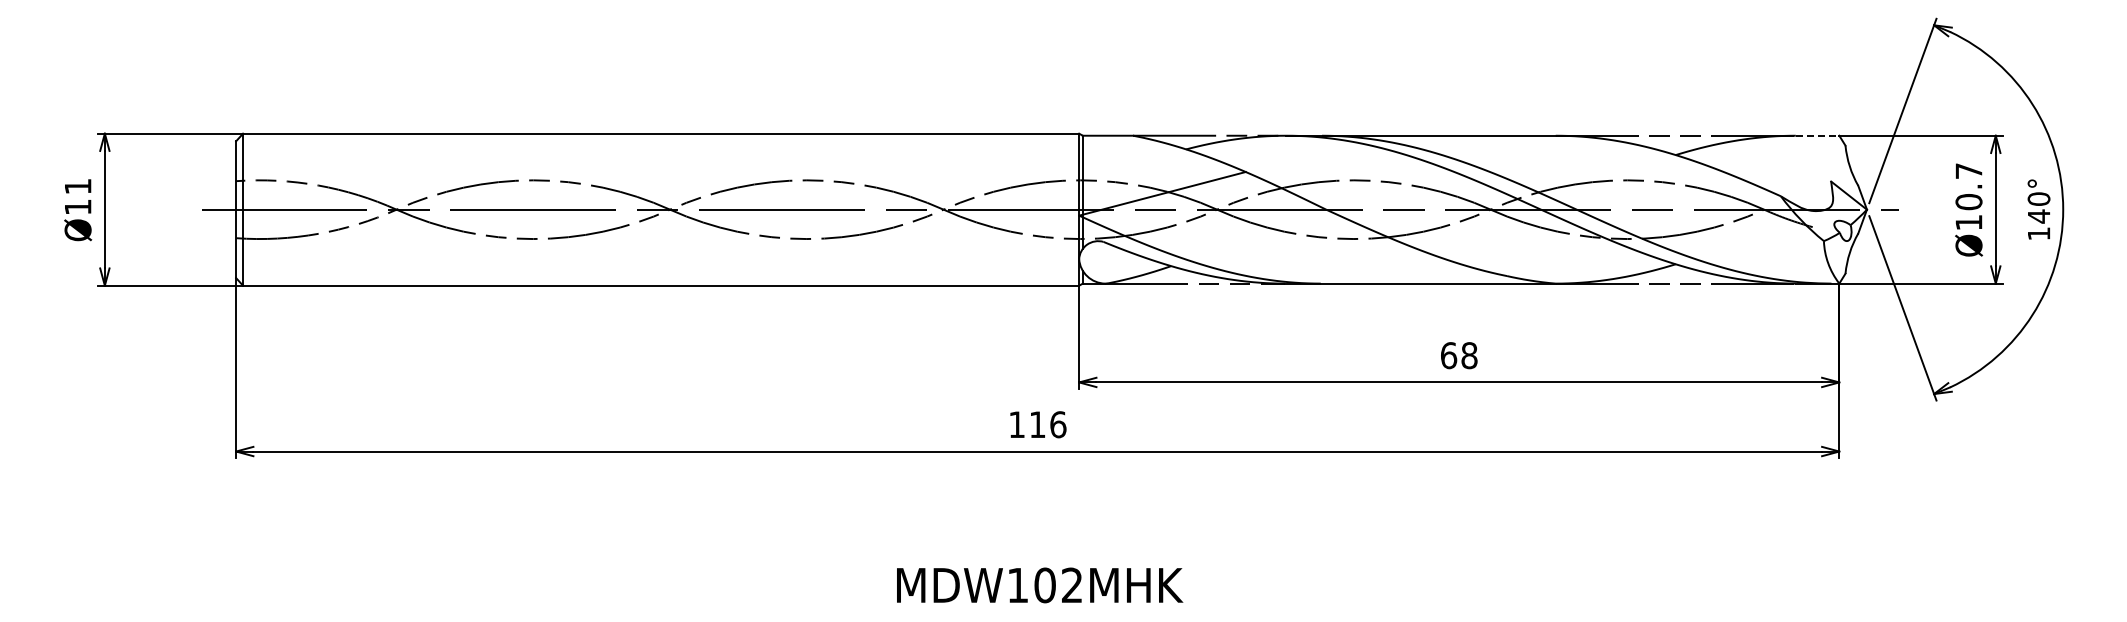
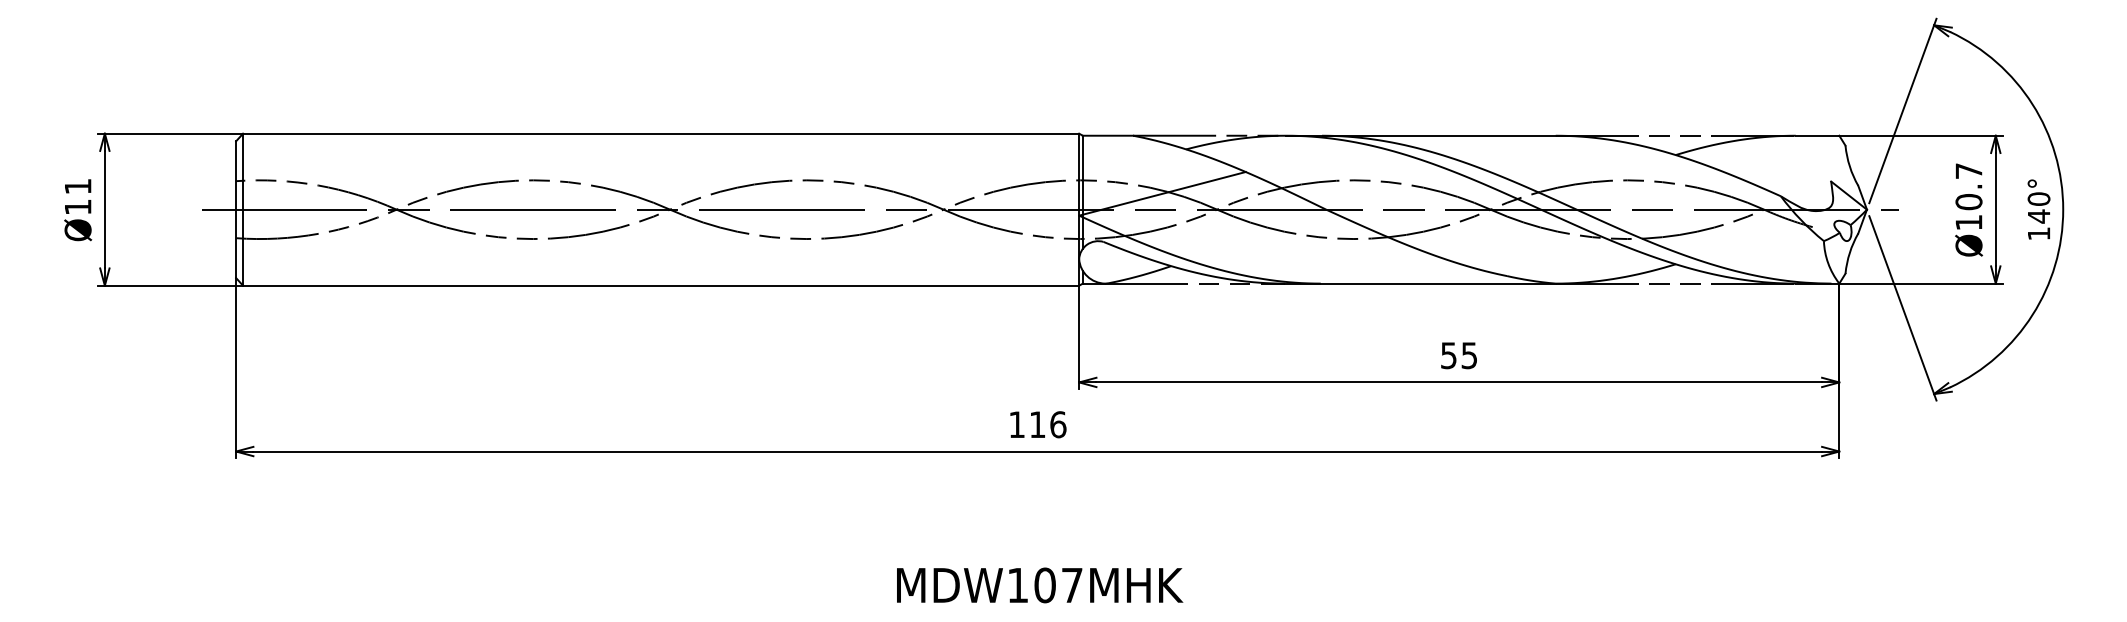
line: dashed -> solid (1817, 135)
text: 68 -> 55 (1459, 355)
text: MDW102MHK -> MDW107MHK (1072, 584)
